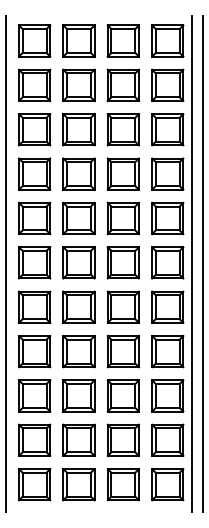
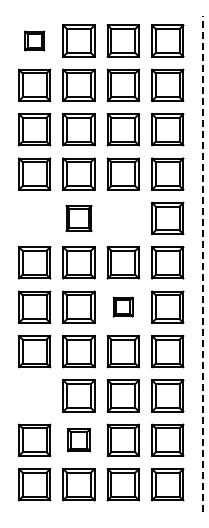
part size: 34x34 px -> 22x22 px (34, 40)
part: present -> none (34, 218)
part size: 34x35 px -> 28x27 px (78, 218)
part: present -> none (122, 218)
line: present -> none (6, 263)
line: present -> none (192, 263)
line: solid -> dashed (202, 263)
part size: 34x34 px -> 22x22 px (122, 306)
part: present -> none (34, 395)
part size: 34x34 px -> 24x25 px (78, 440)
